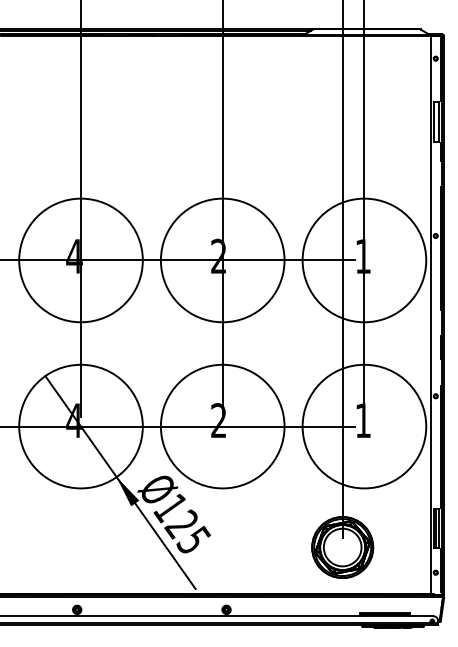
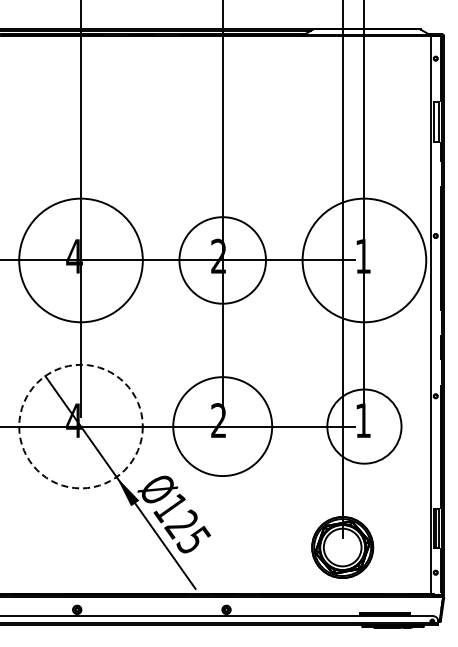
circle diameter: 124 px -> 87 px (222, 260)
circle: solid -> dashed (80, 426)
circle diameter: 124 px -> 99 px (222, 426)
circle diameter: 124 px -> 74 px (364, 426)
